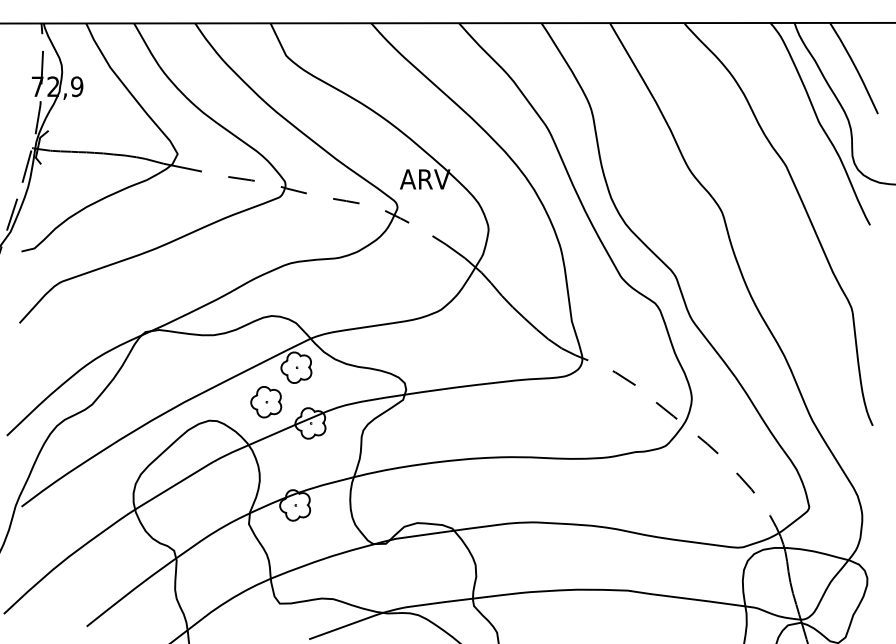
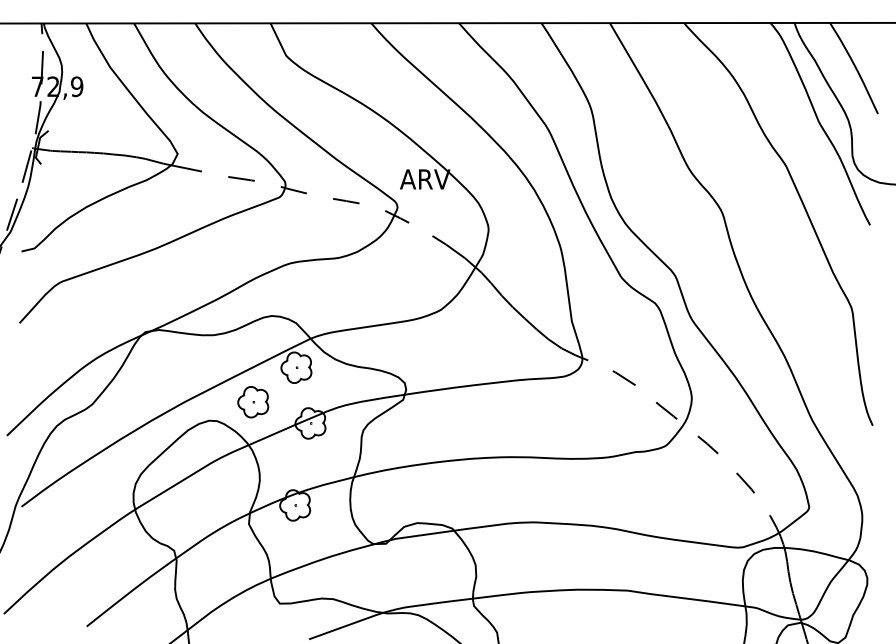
part position: (266, 402) -> (253, 402) (253, 402)
